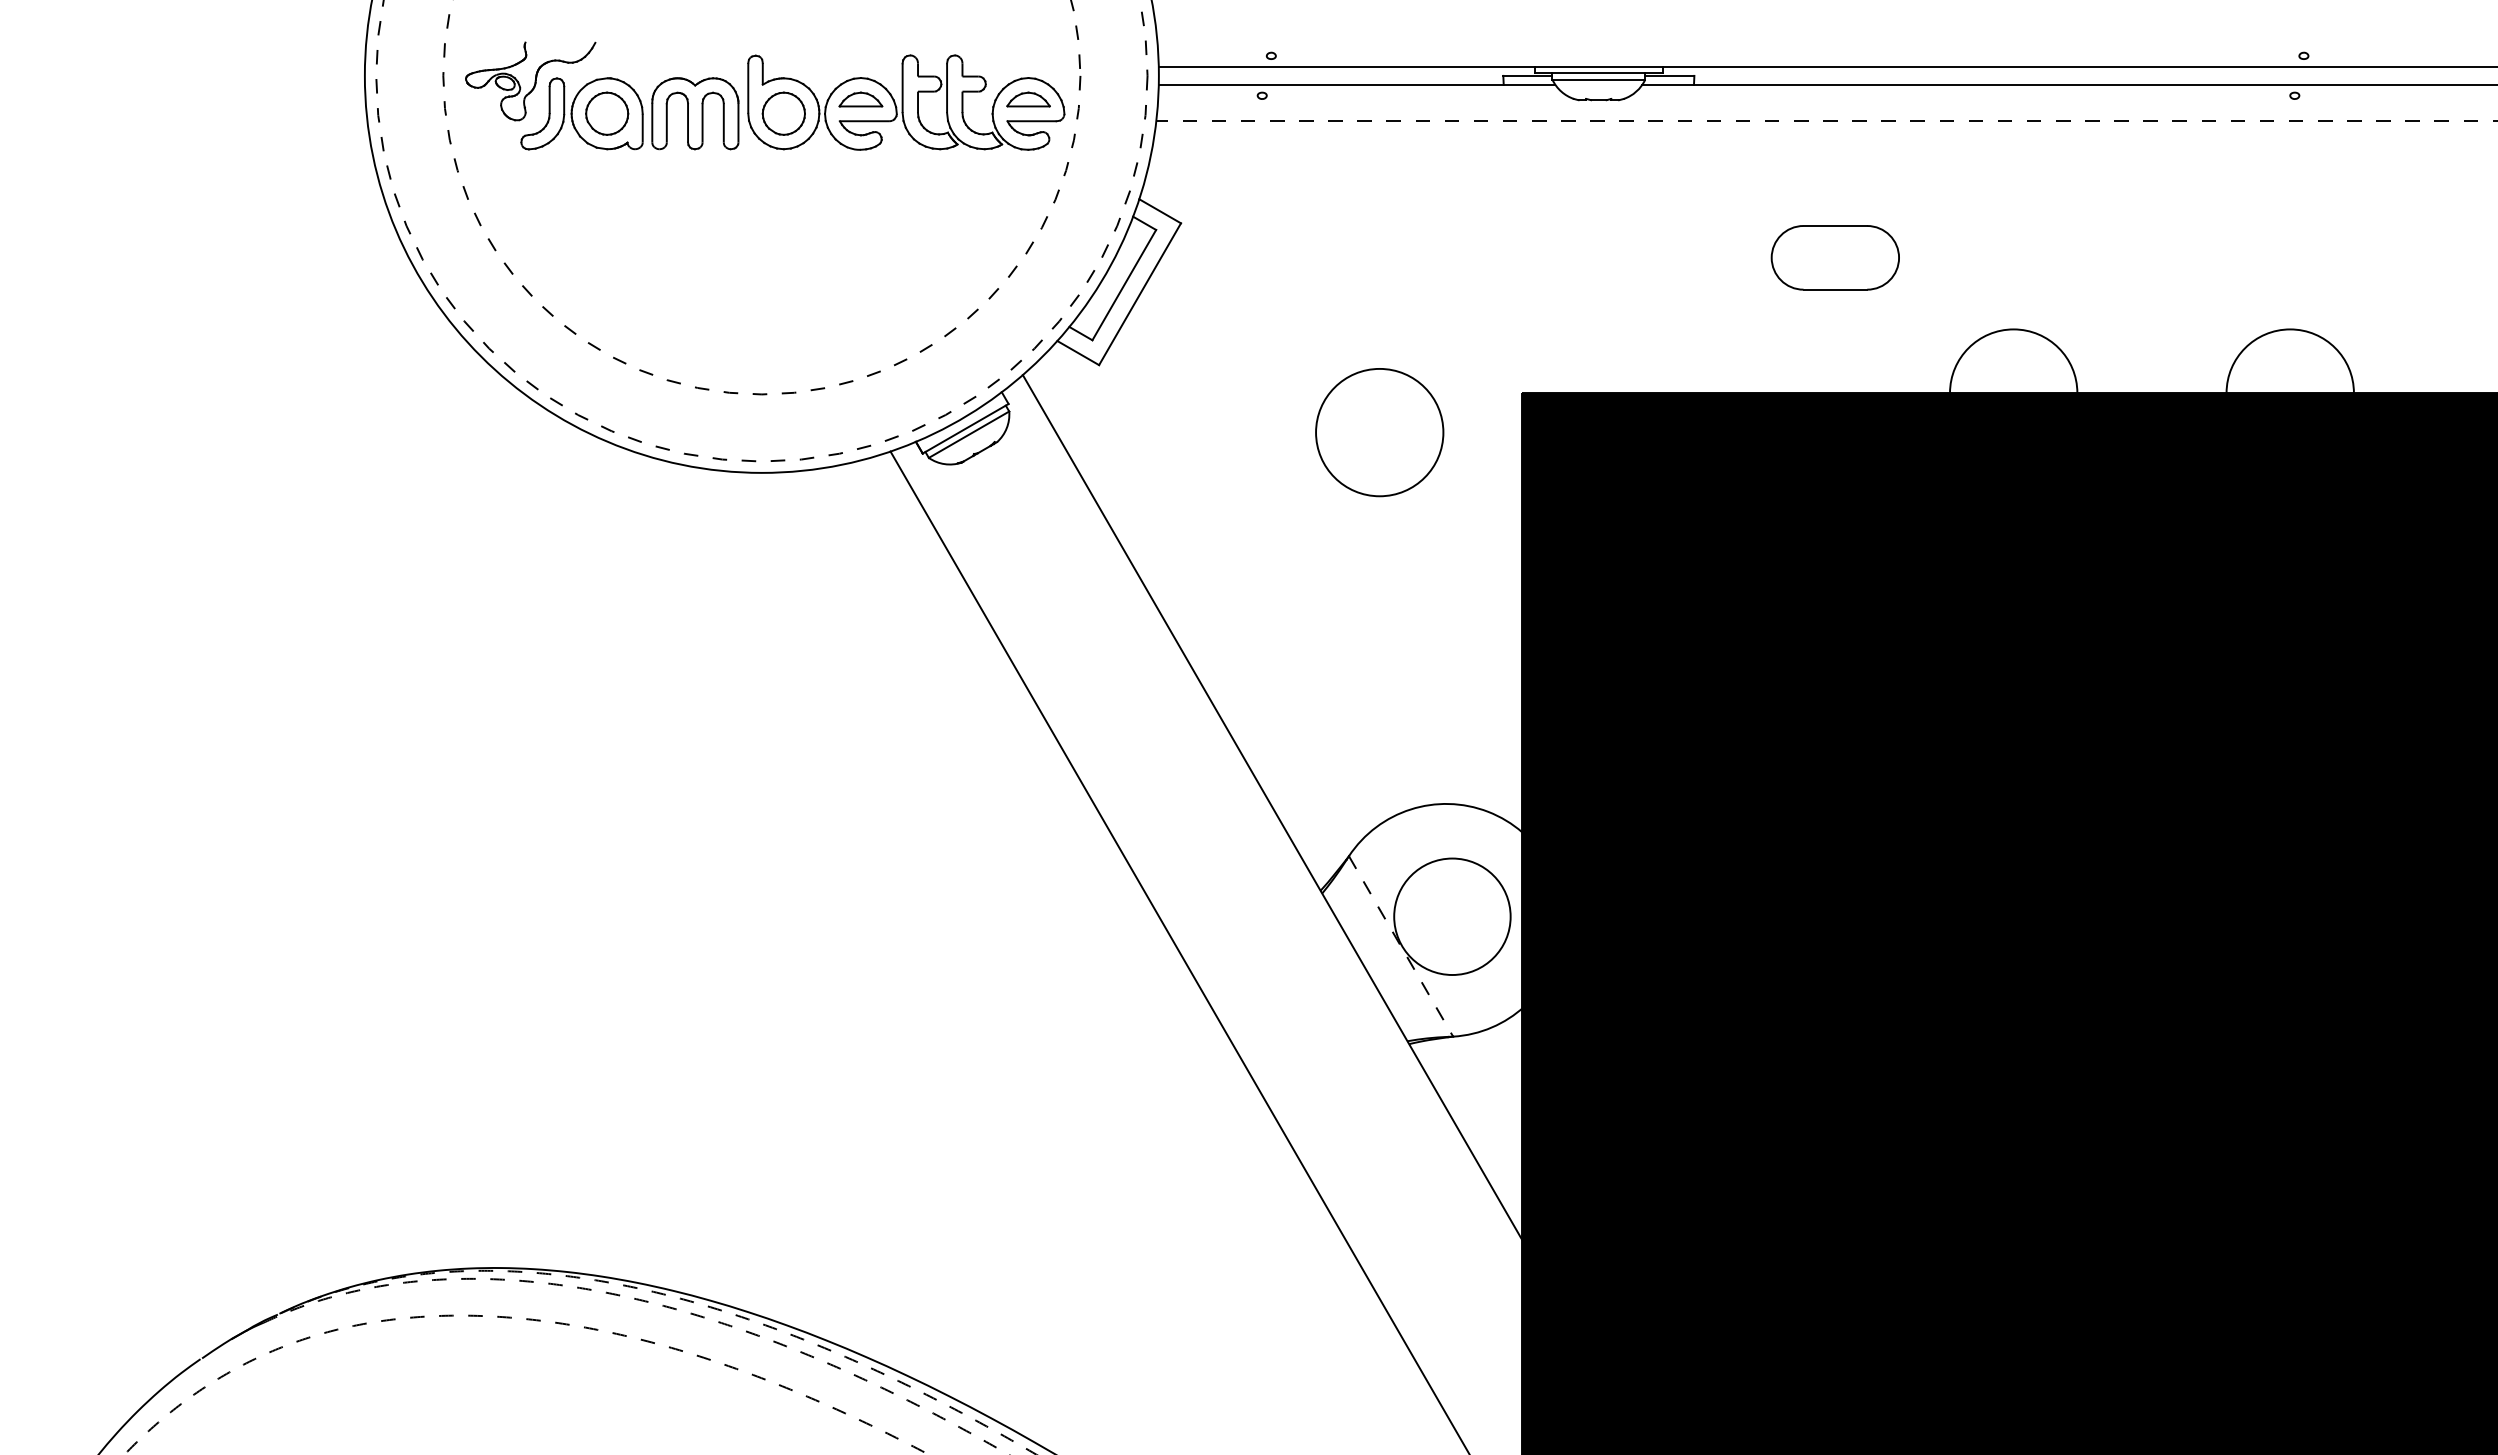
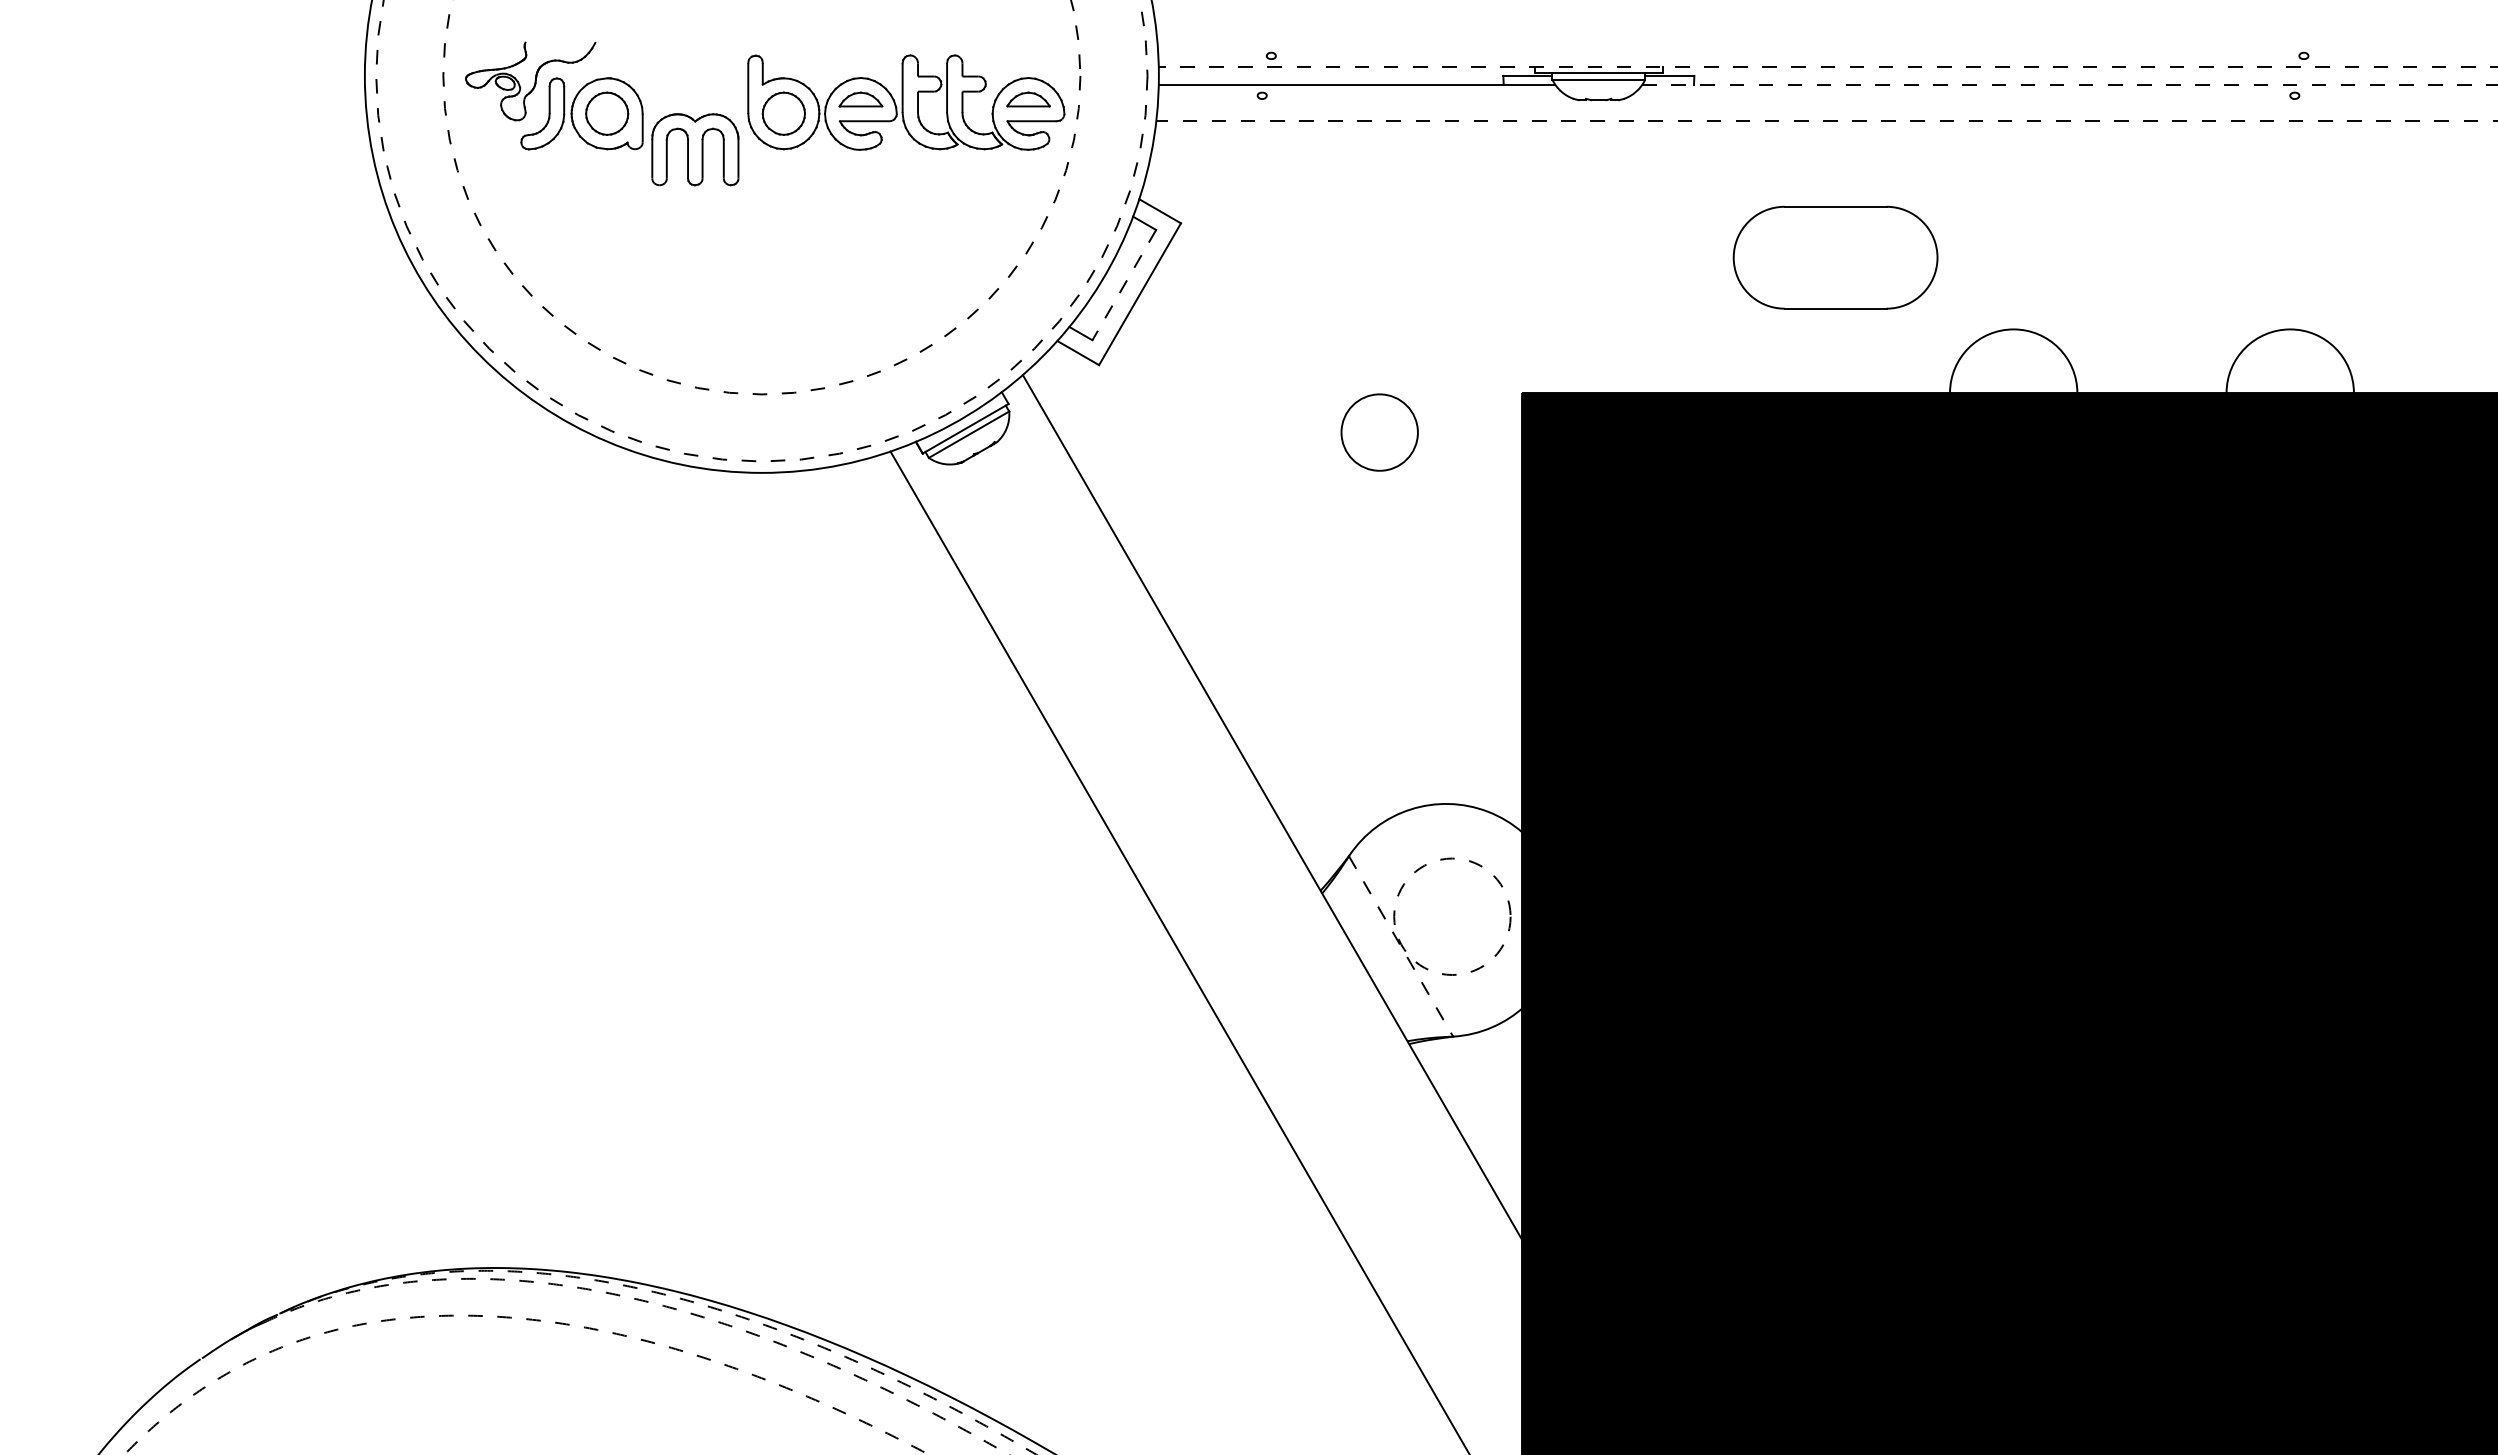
line: solid -> dashed (1827, 66)
line: solid -> dashed (2070, 84)
part position: (695, 113) -> (695, 149) (695, 149)
part size: 130x66 px -> 207x105 px (1835, 257)
line: solid -> dashed (1124, 285)
circle diameter: 127 px -> 76 px (1379, 432)
circle: solid -> dashed (1452, 916)
